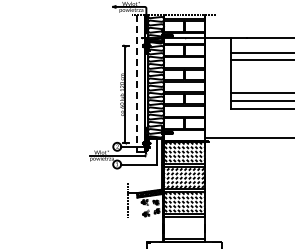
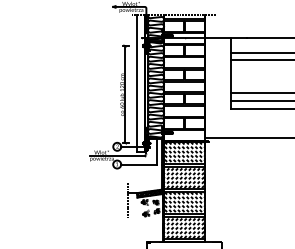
line: dashed -> solid (137, 84)
hatch: none -> present (184, 228)
